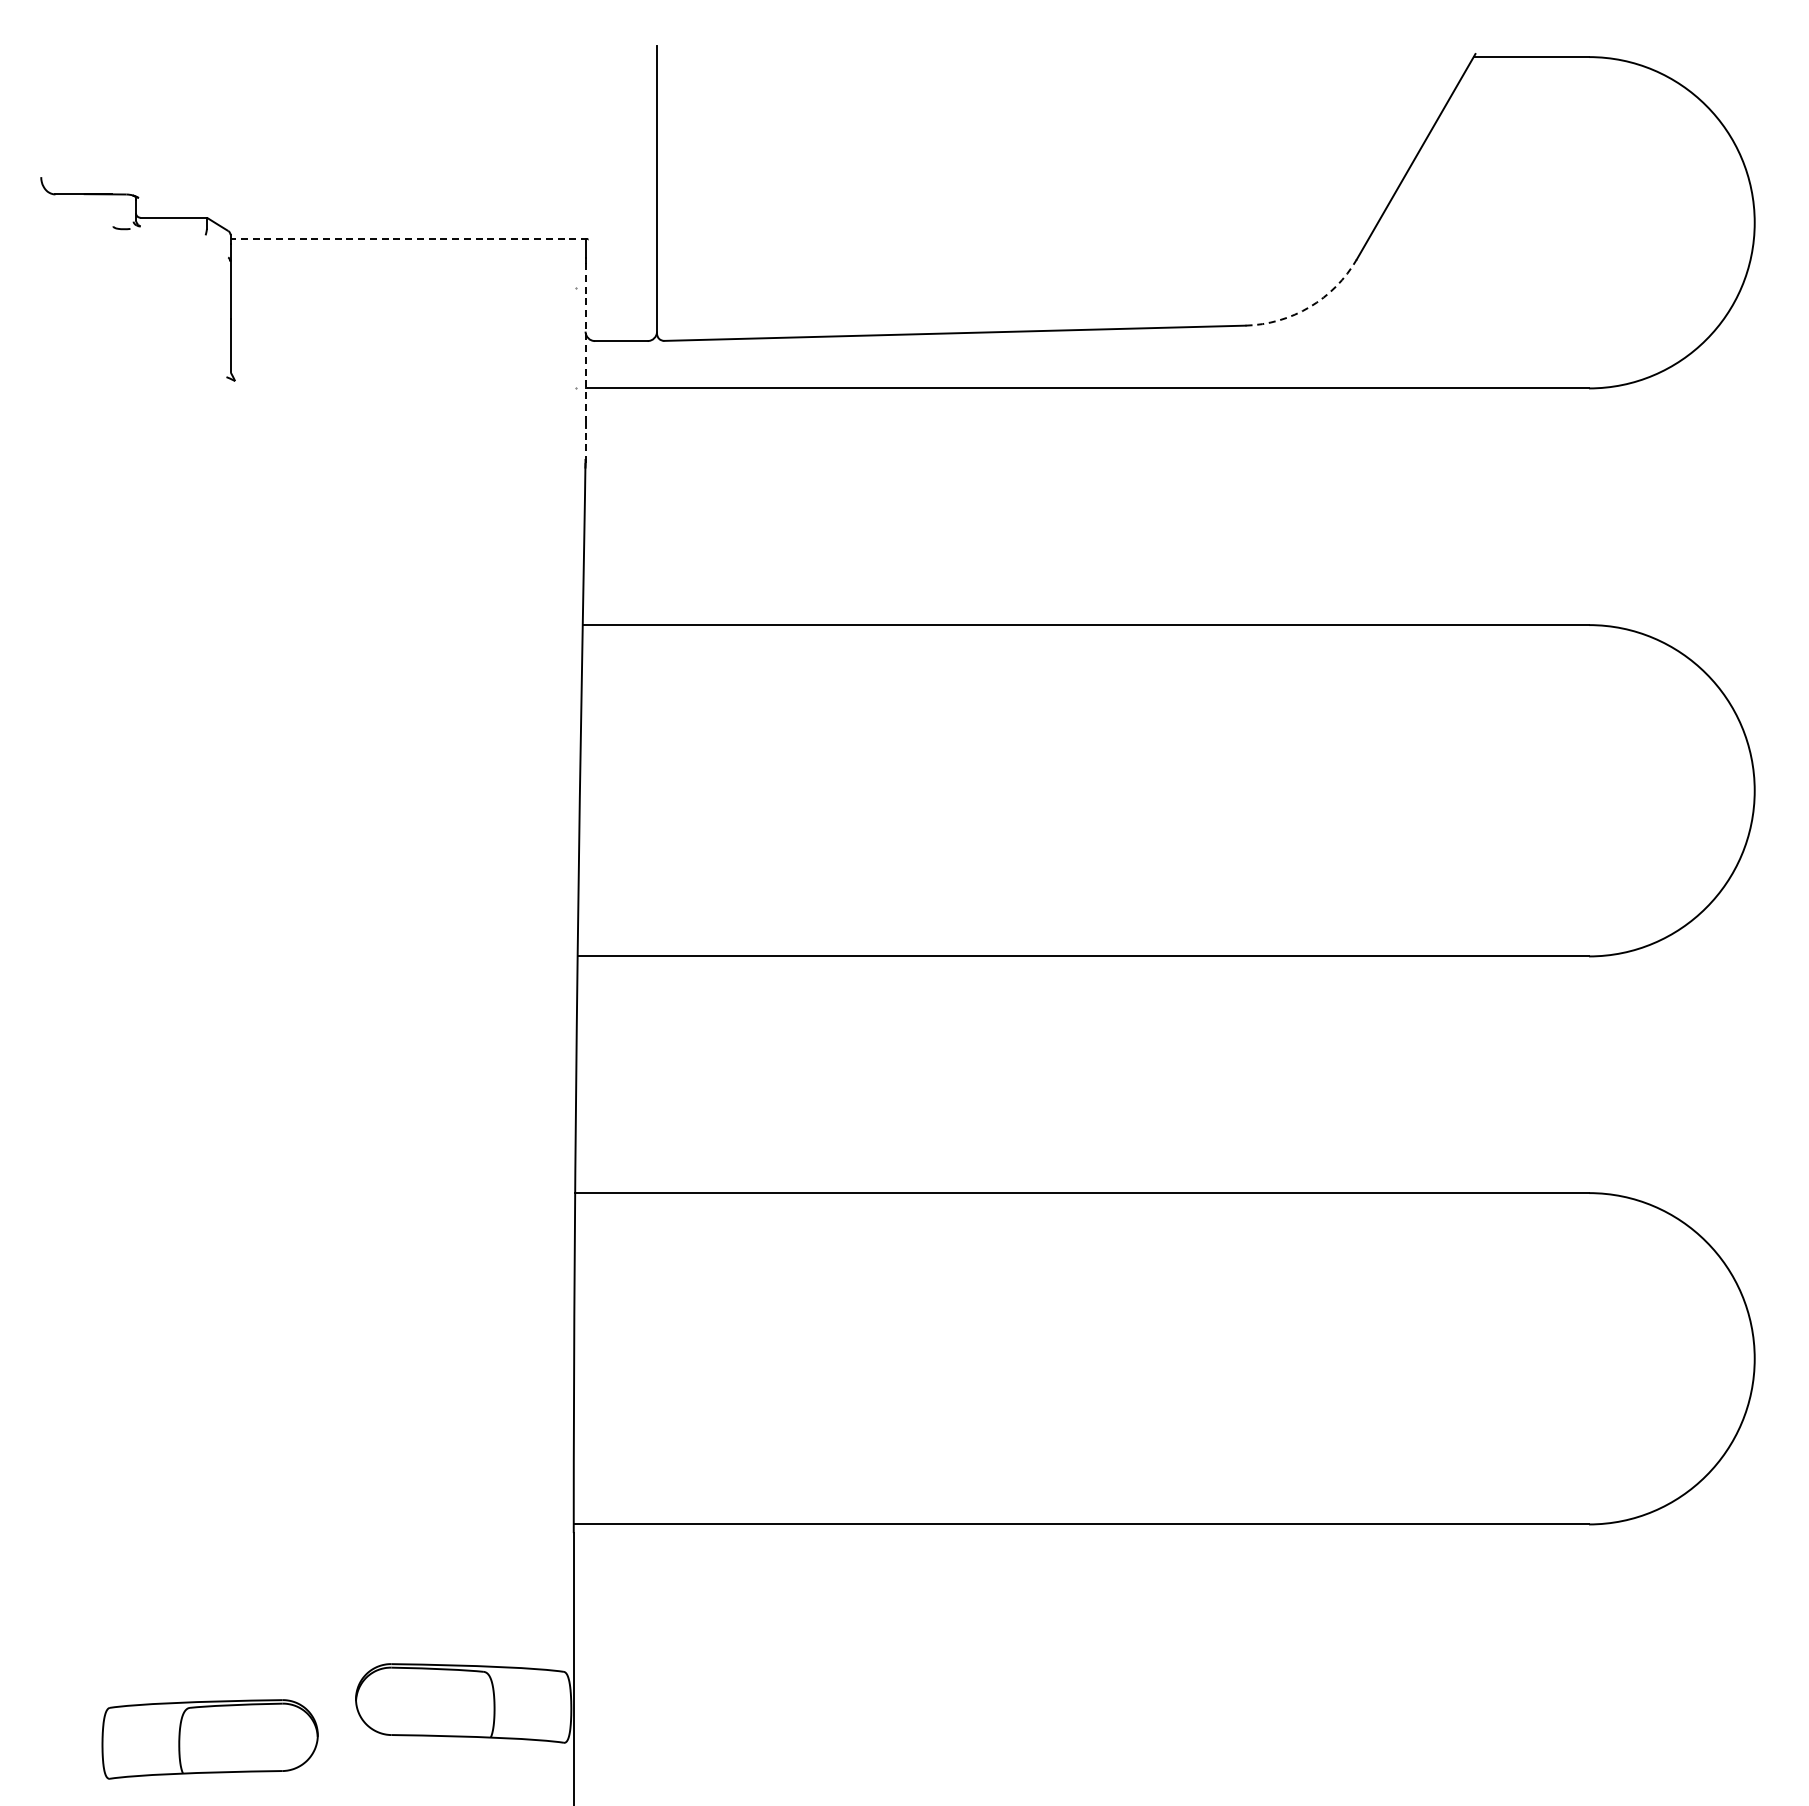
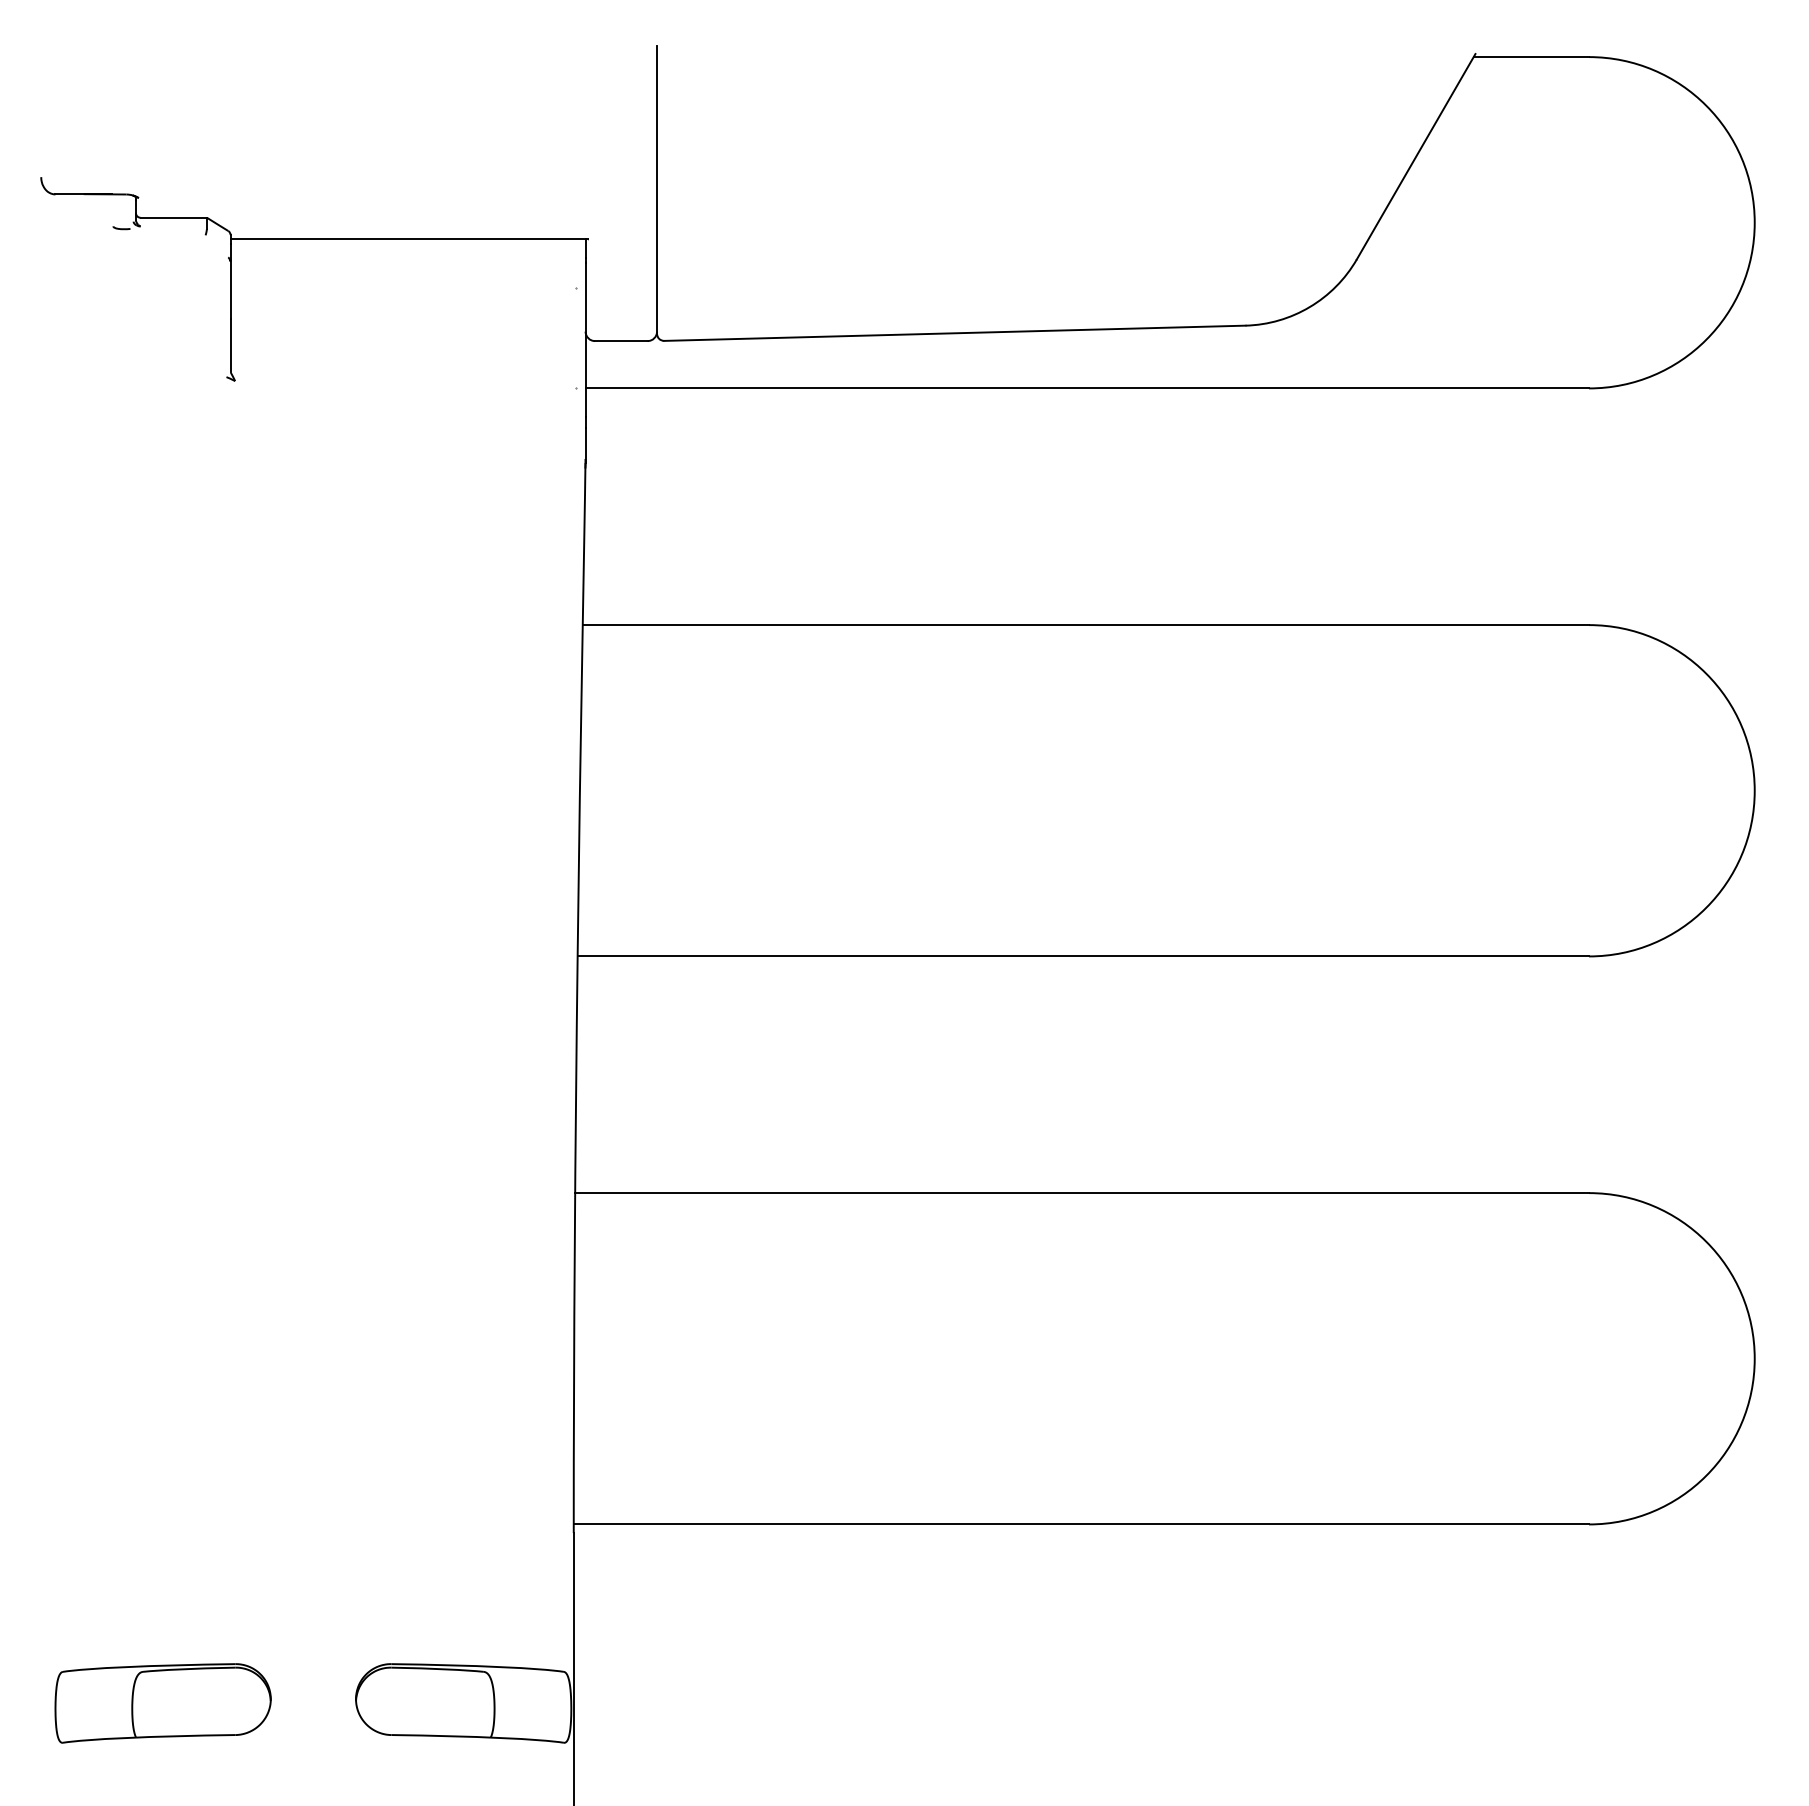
line: dashed -> solid (409, 239)
arc: dashed -> solid (1309, 307)
line: dashed -> solid (585, 340)
line: dashed -> solid (585, 445)
part position: (209, 1739) -> (162, 1703) (162, 1703)
